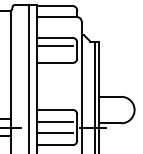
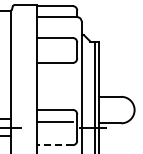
line: present -> none (54, 45)
line: present -> none (28, 77)
line: present -> none (54, 132)
line: solid -> dashed (55, 145)
